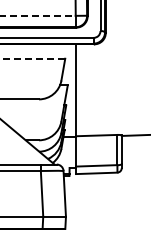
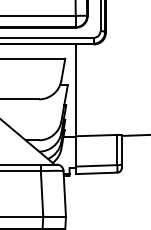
line: dashed -> solid (38, 15)
line: dashed -> solid (32, 58)
